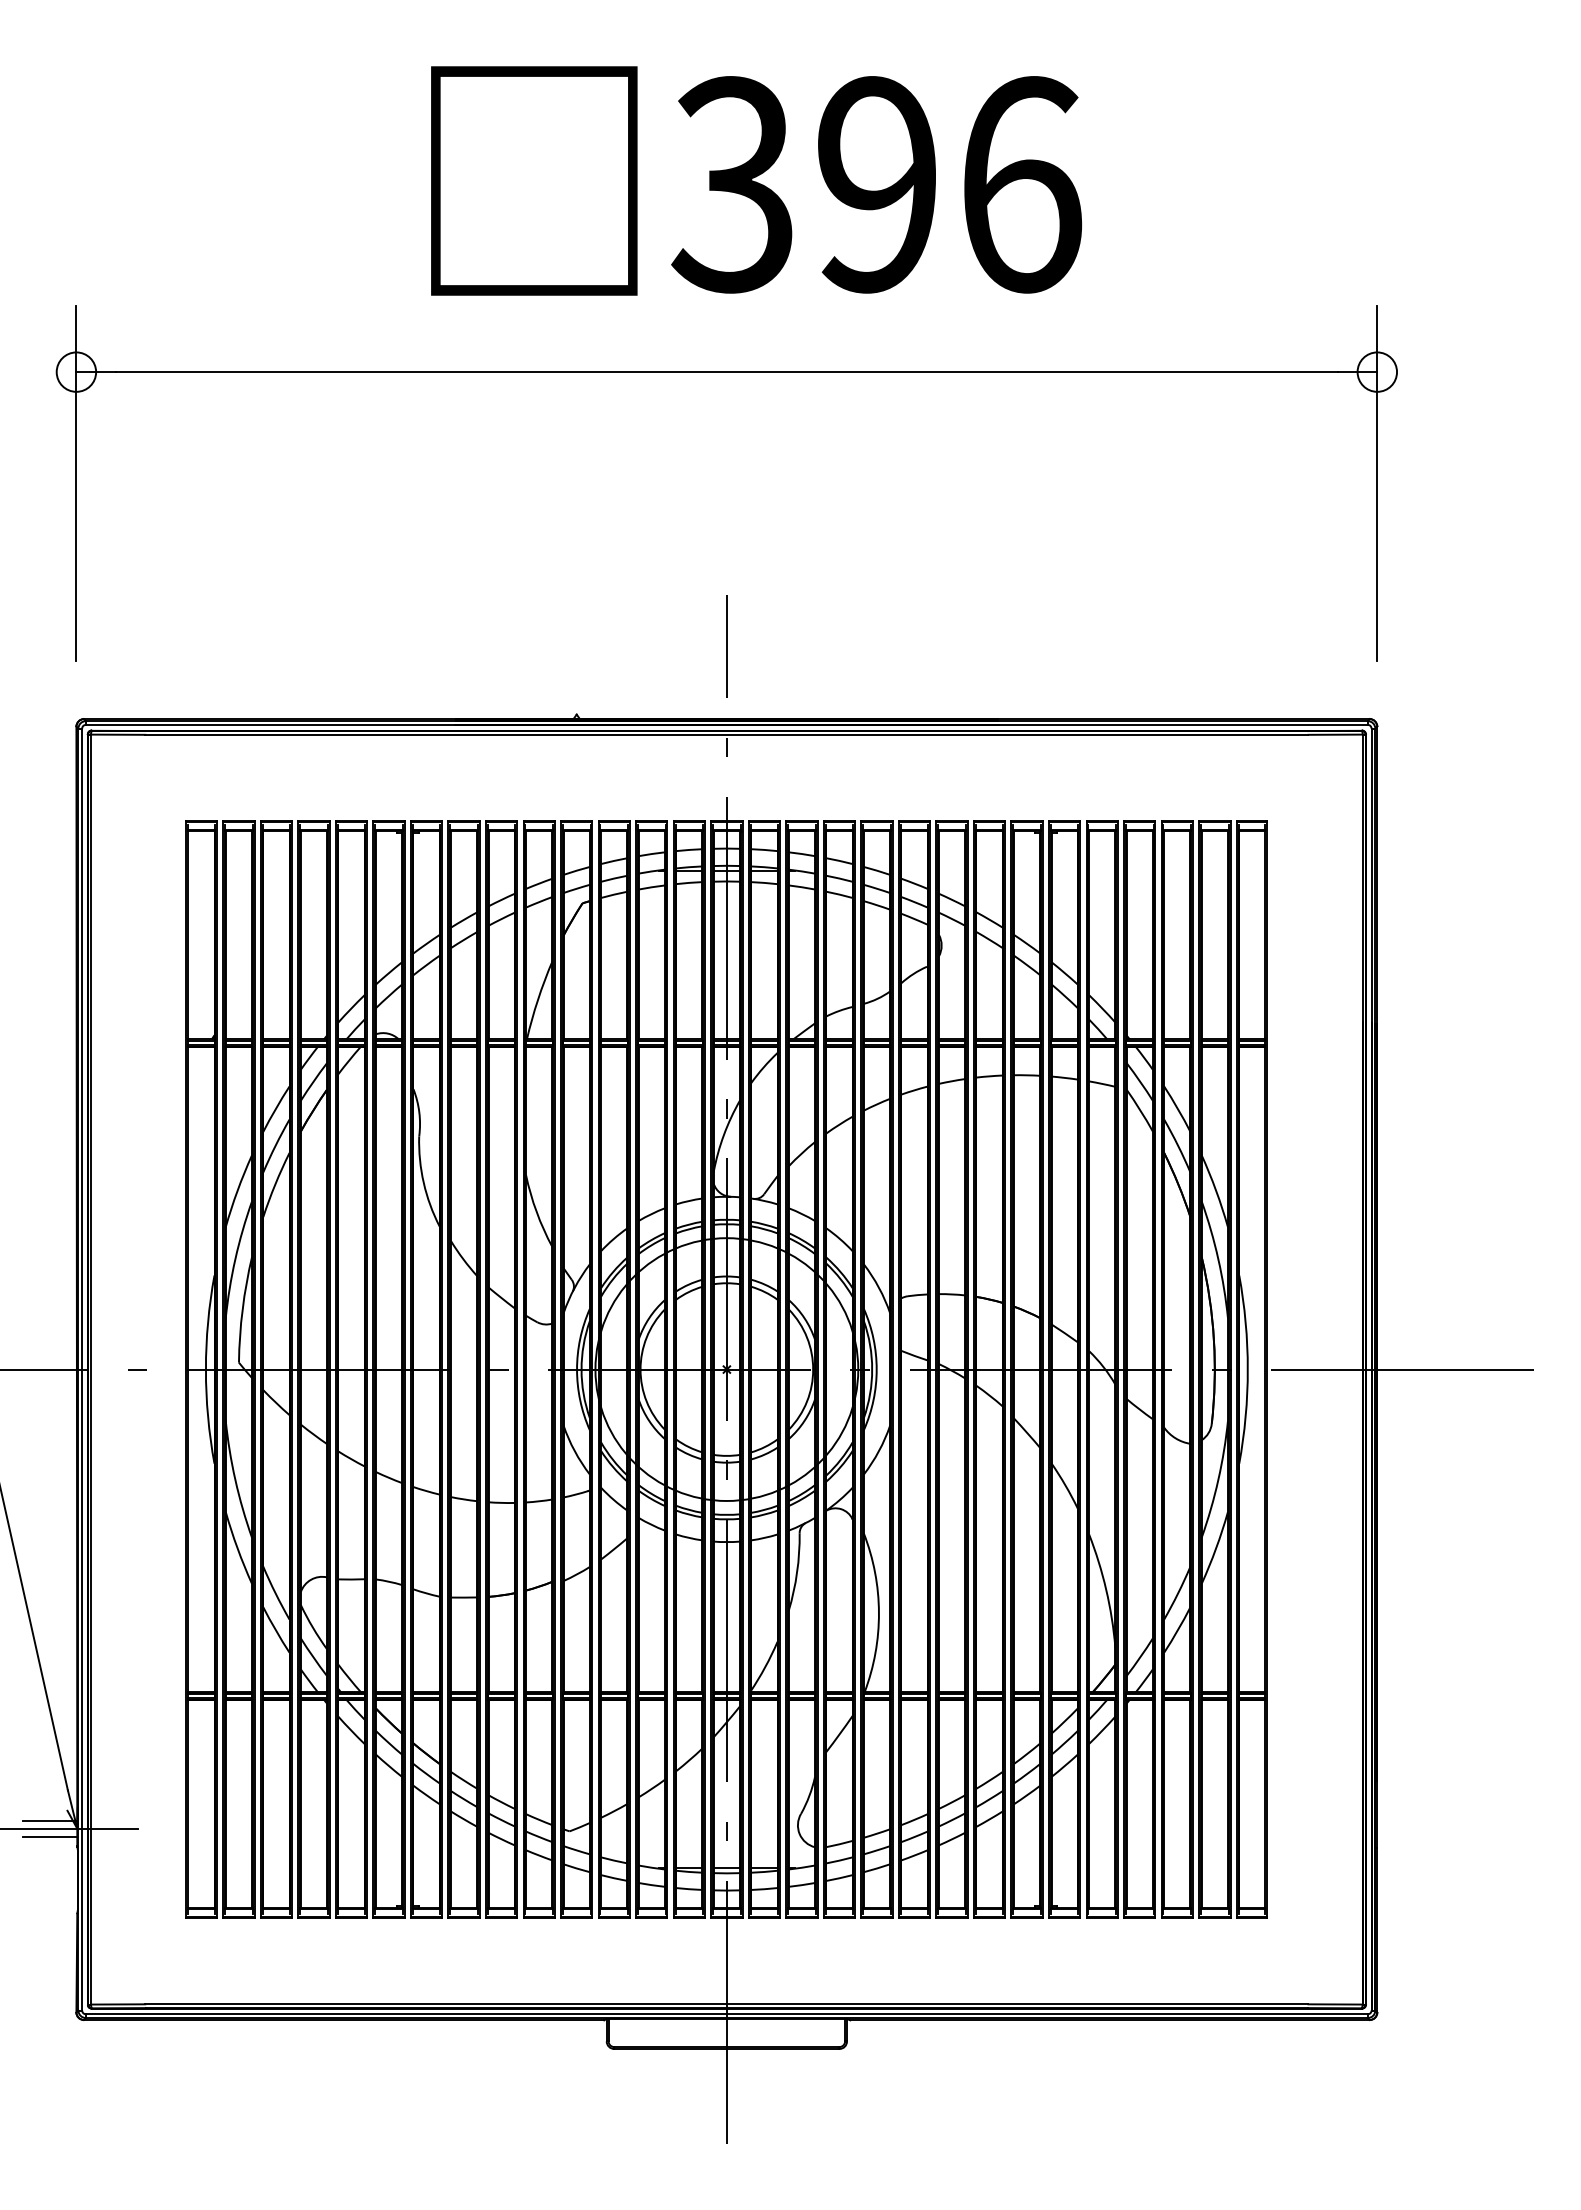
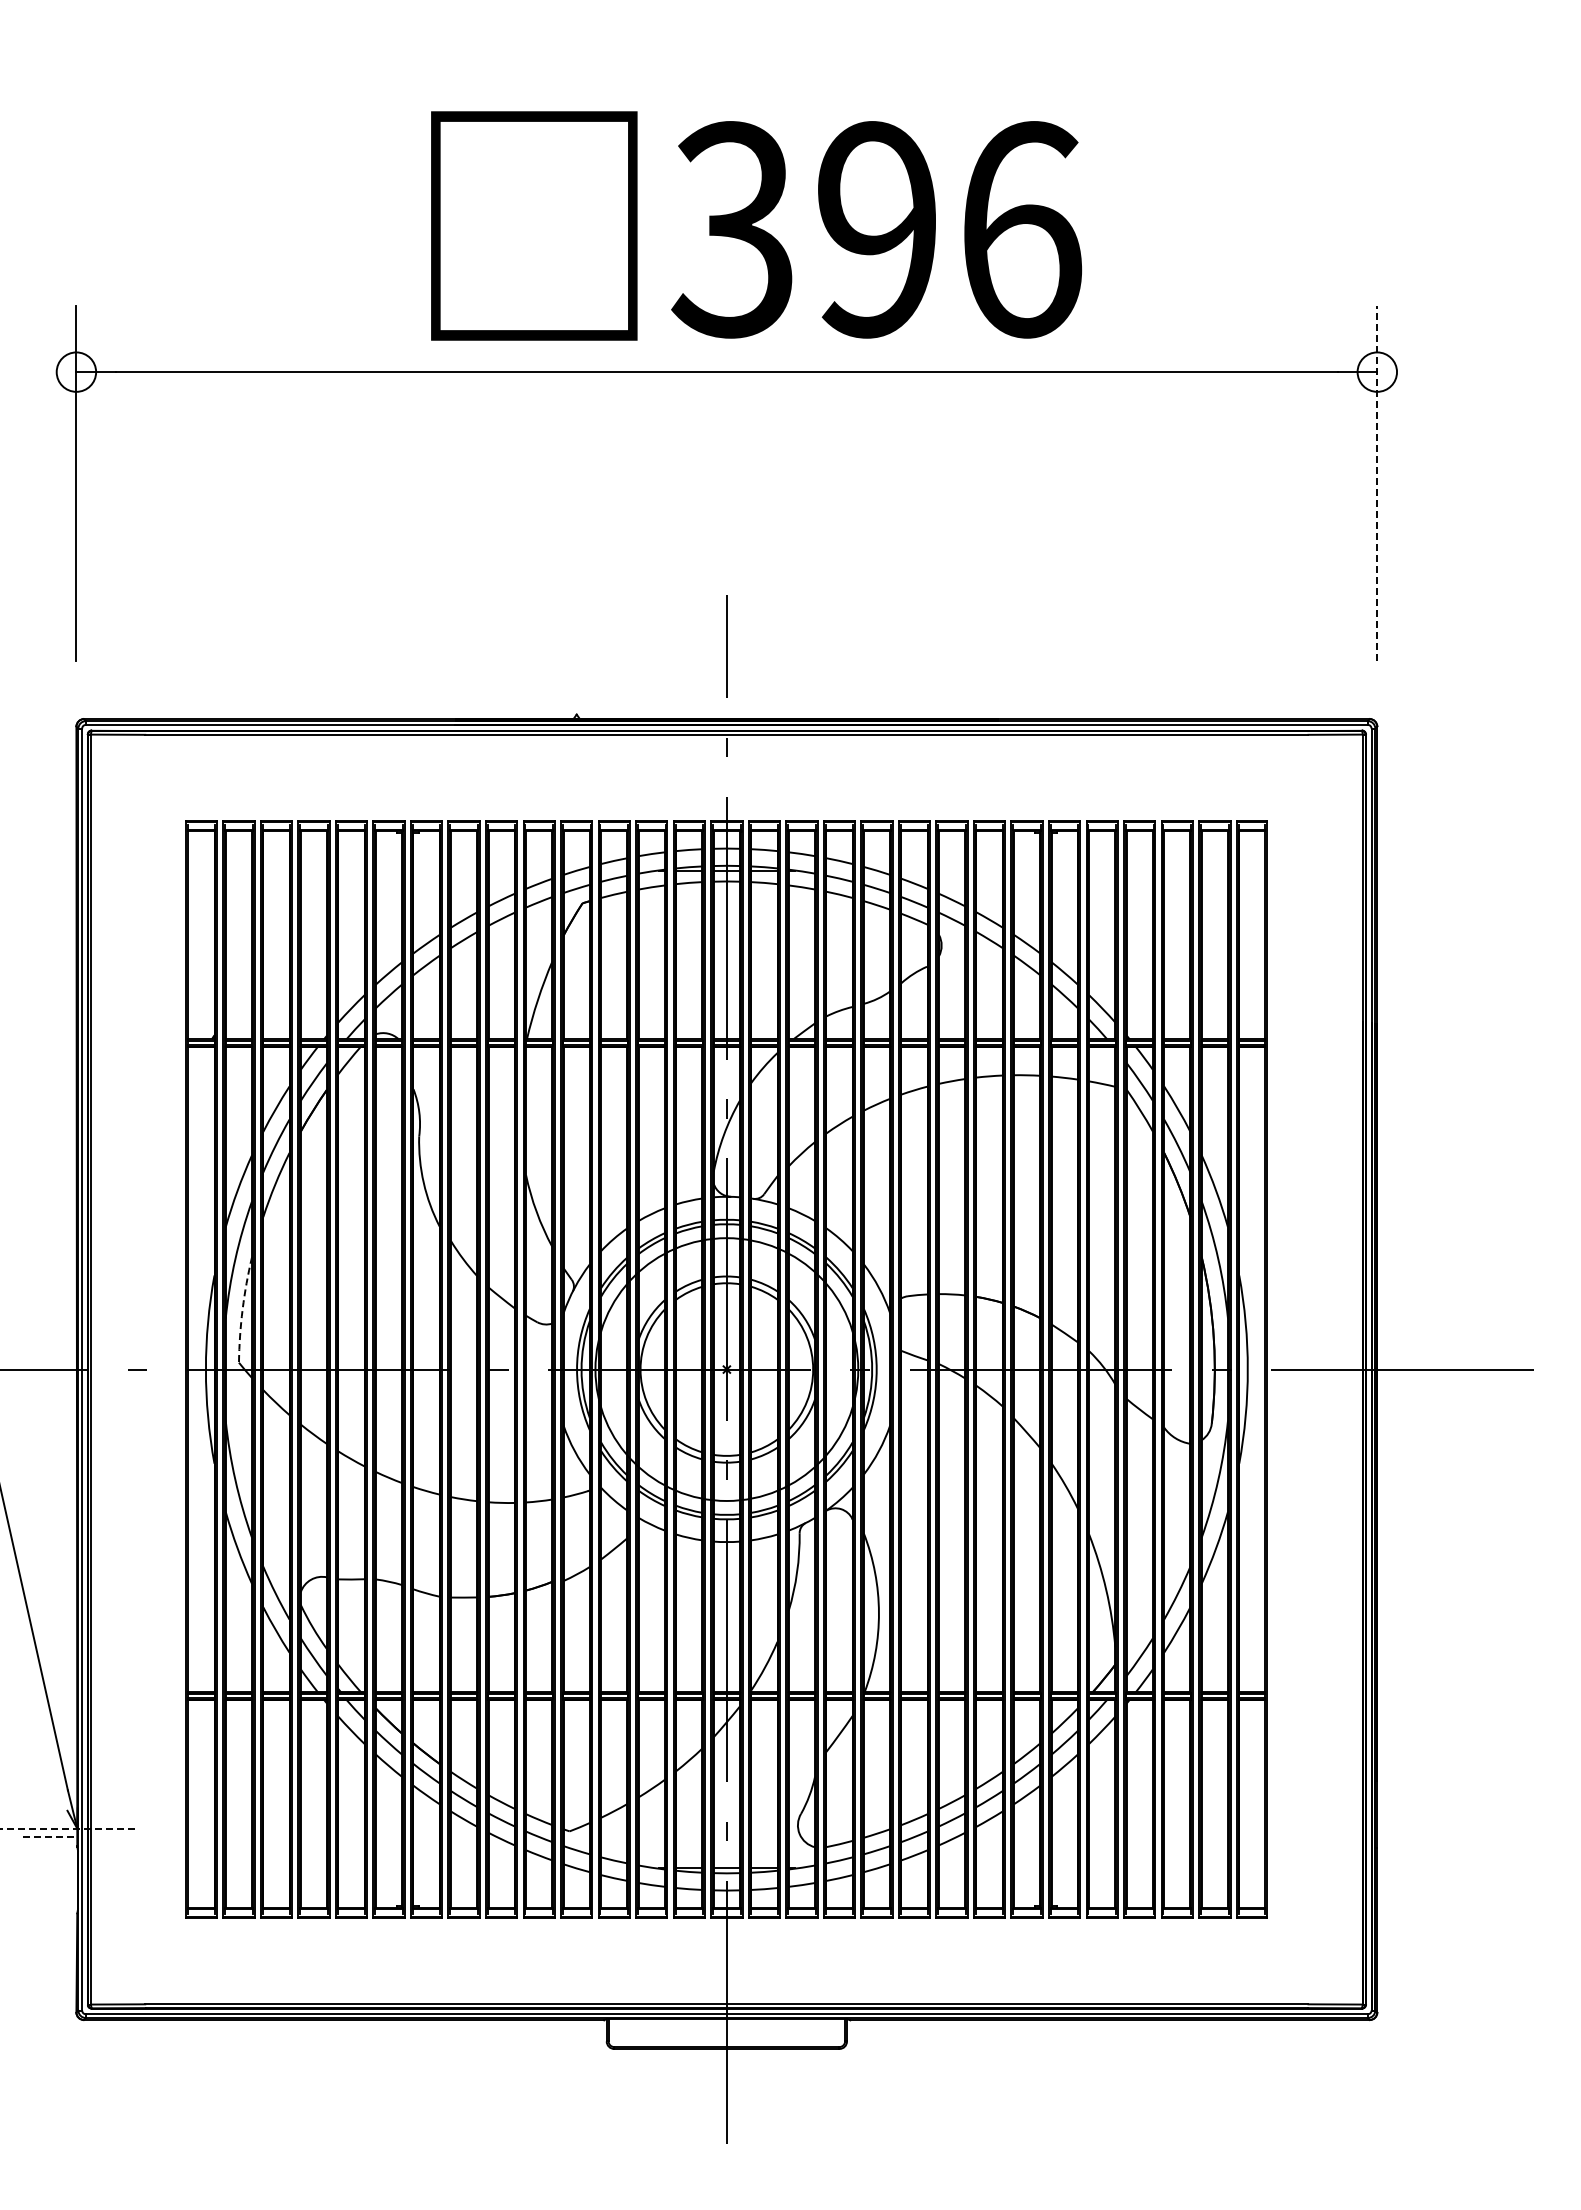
text position: (756, 180) -> (756, 225) (756, 225)
line: solid -> dashed (1377, 483)
arc: solid -> dashed (242, 1309)
line: present -> none (49, 1821)
line: solid -> dashed (69, 1828)
line: solid -> dashed (50, 1837)
